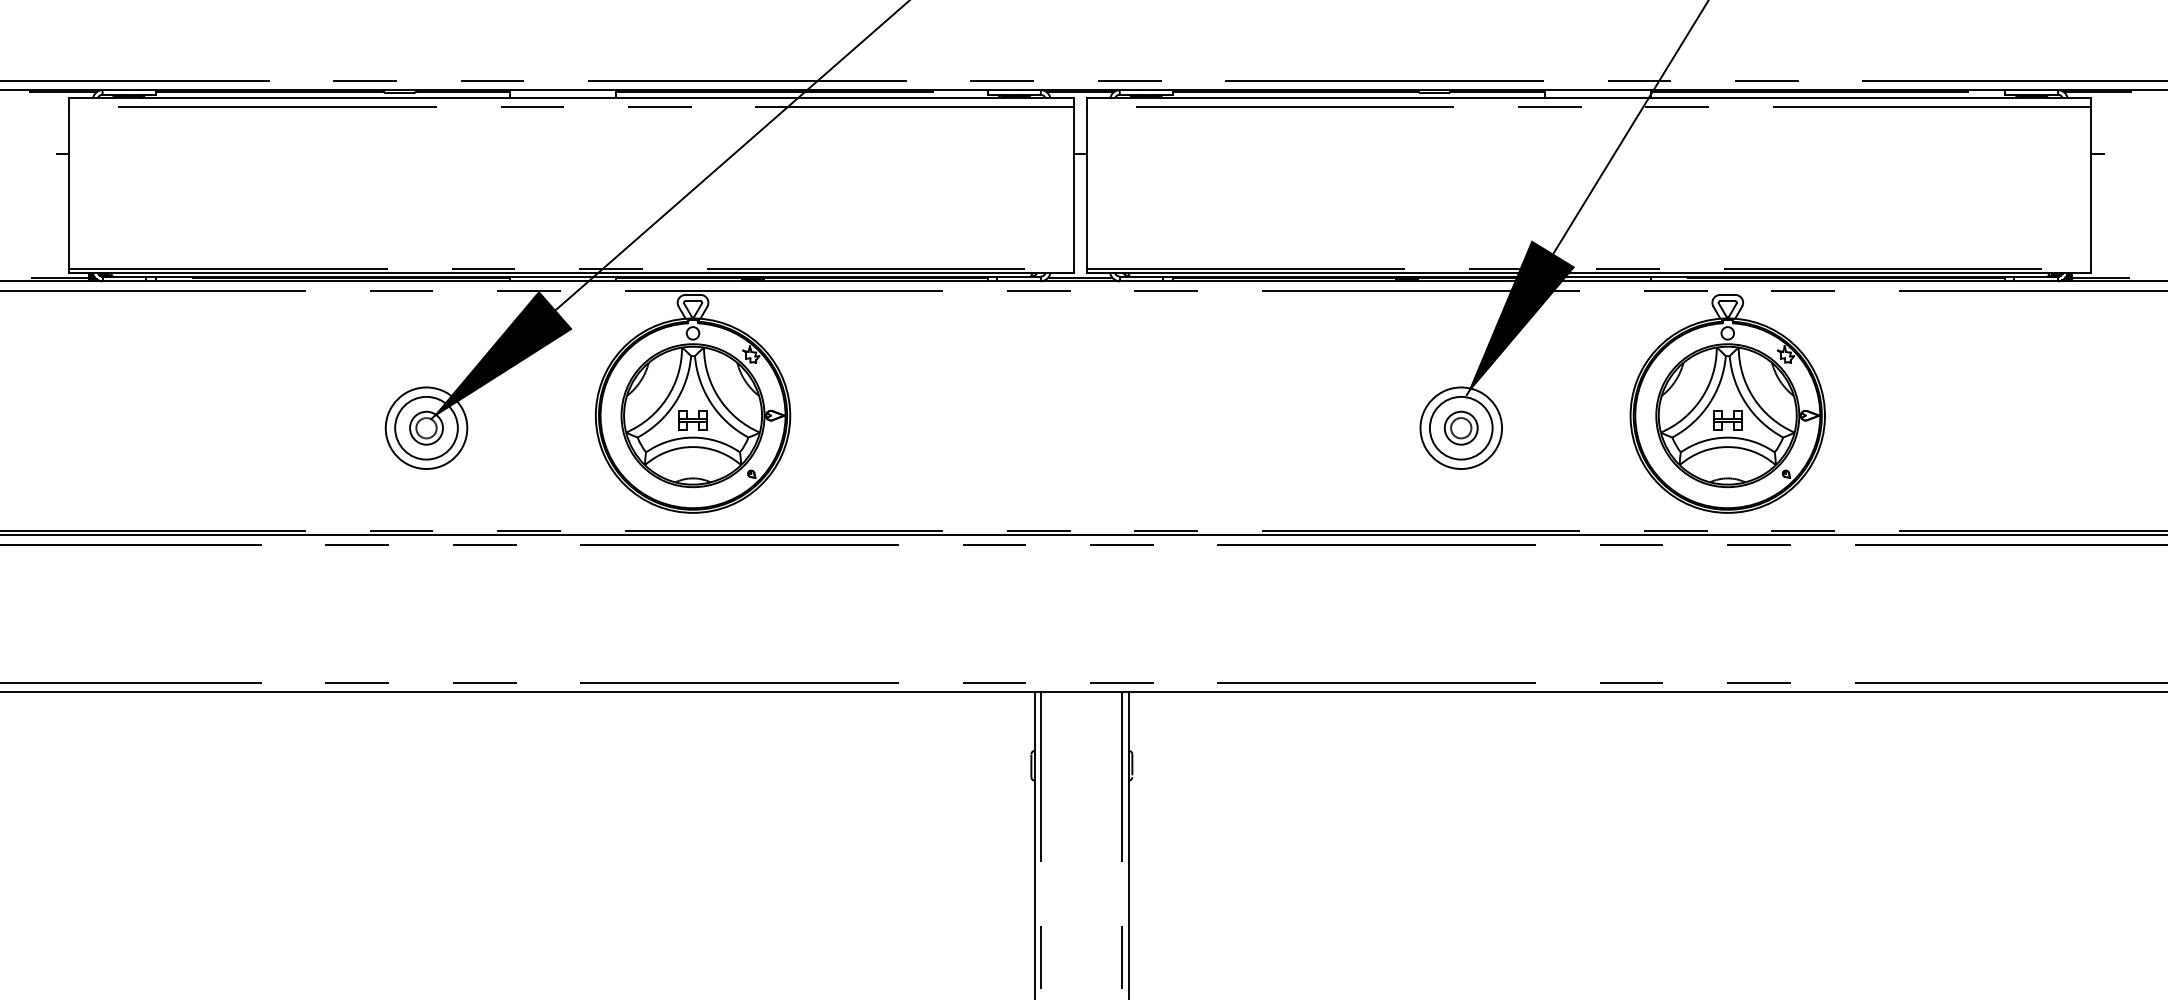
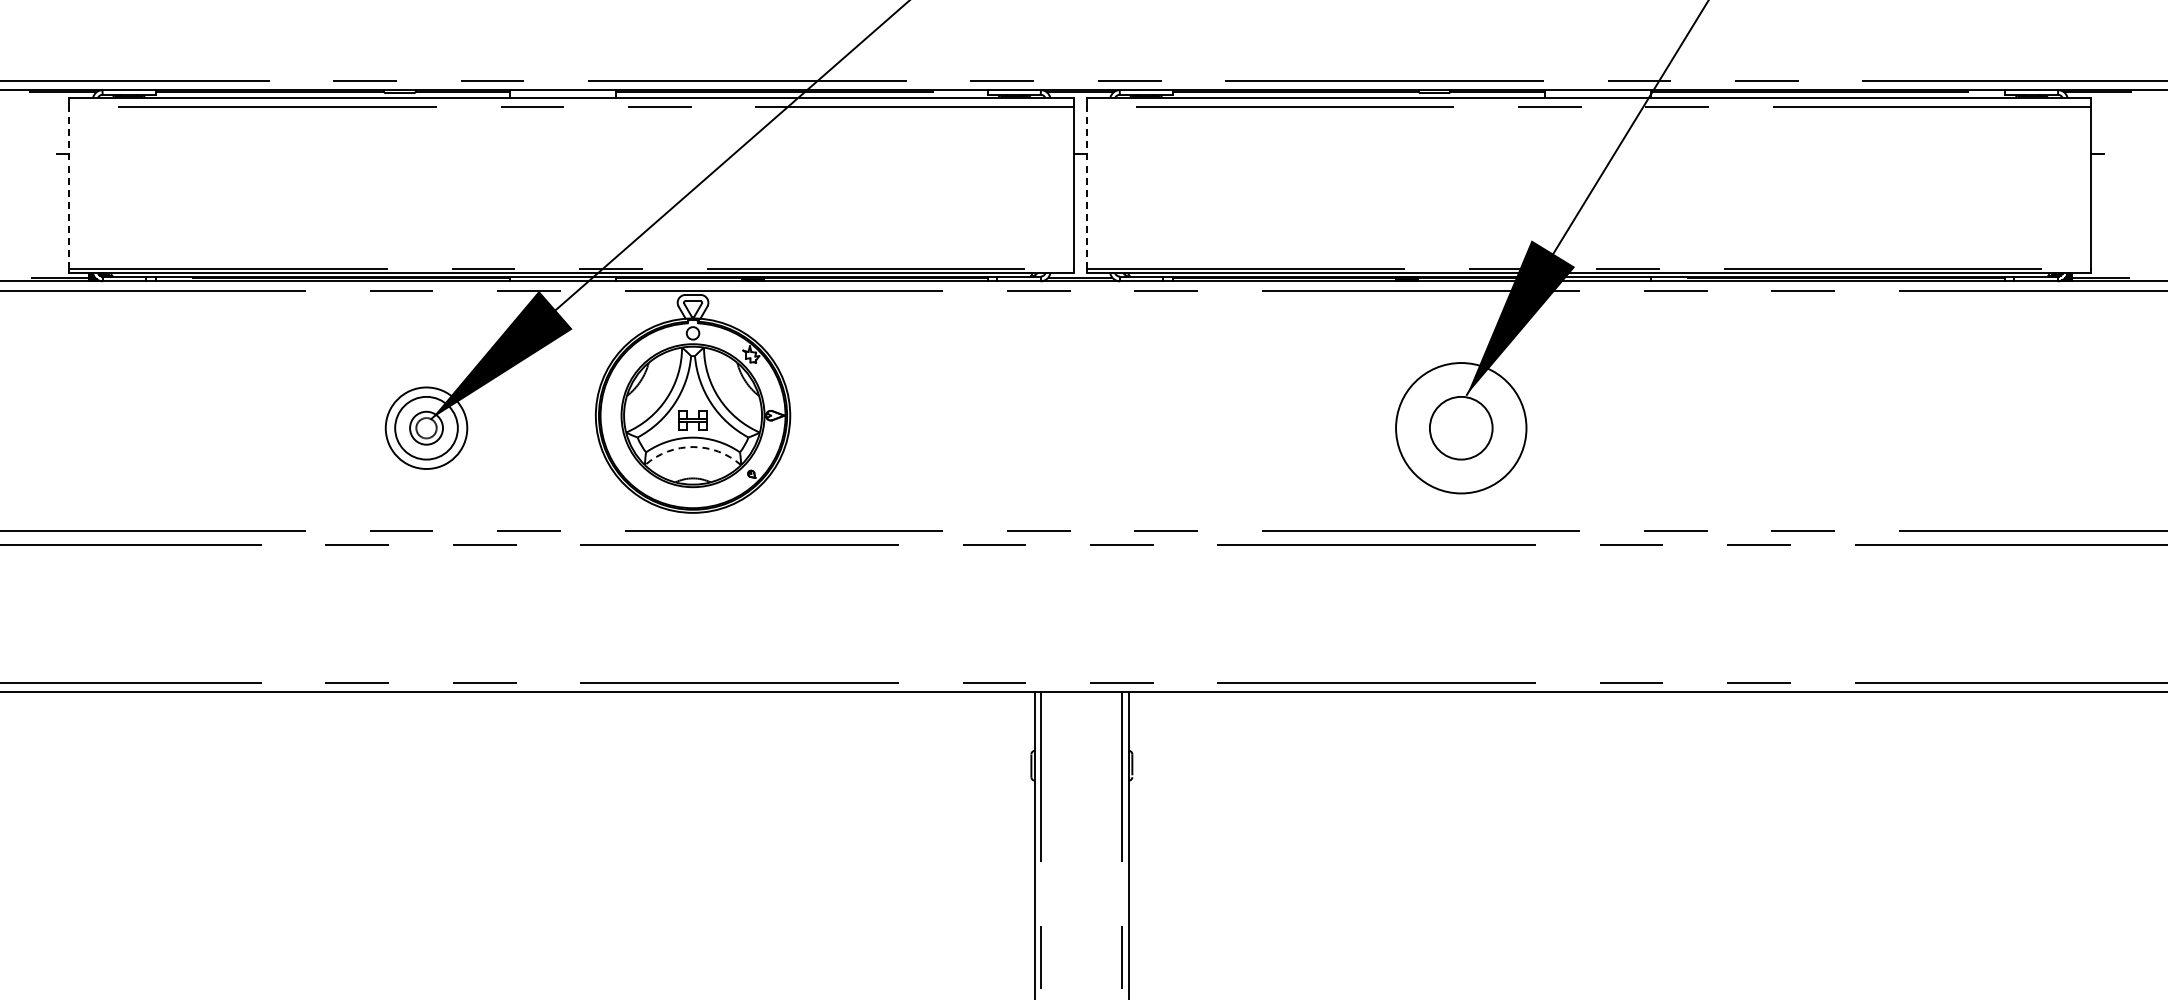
line: solid -> dashed (69, 187)
line: solid -> dashed (1086, 187)
part: present -> none (1727, 403)
part: present -> none (1460, 427)
circle diameter: 82 px -> 130 px (1461, 428)
arc: solid -> dashed (693, 447)
line: present -> none (1083, 535)
